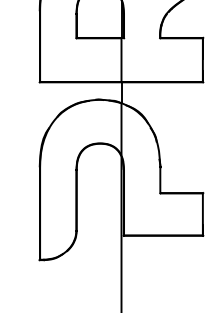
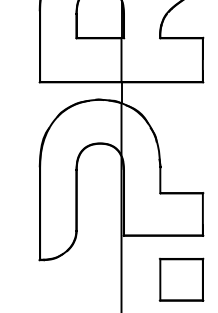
part: none -> present (181, 279)
